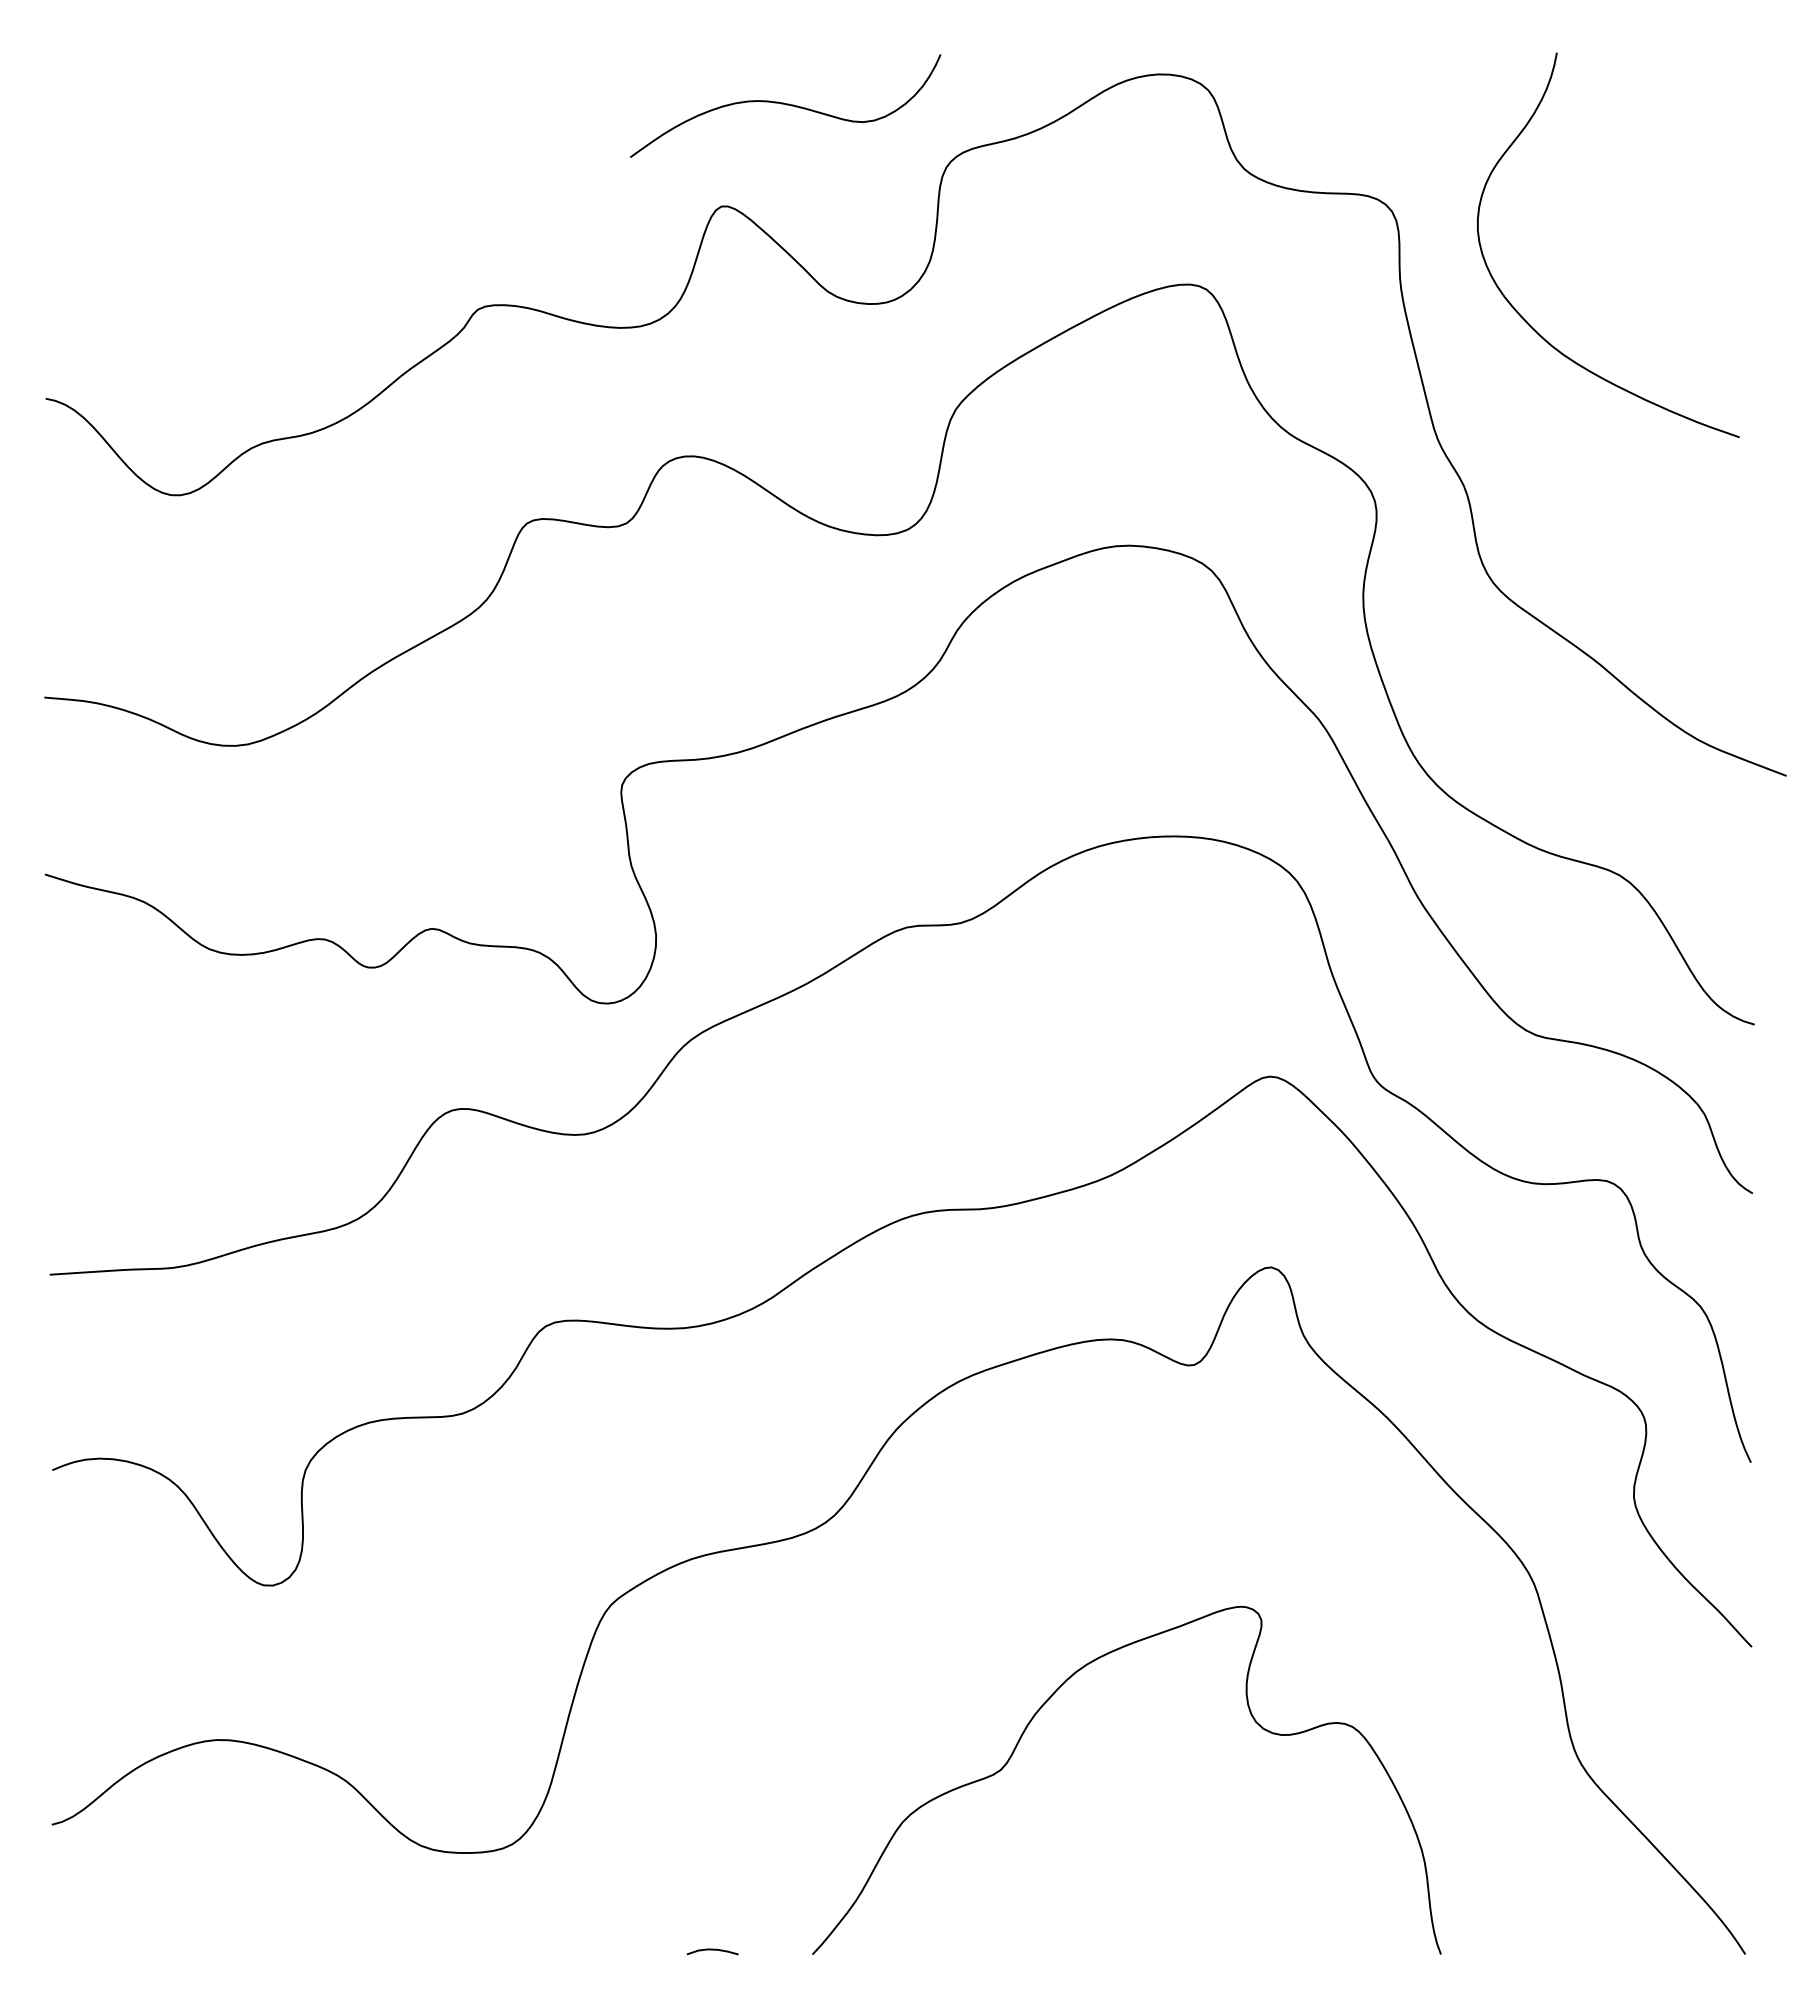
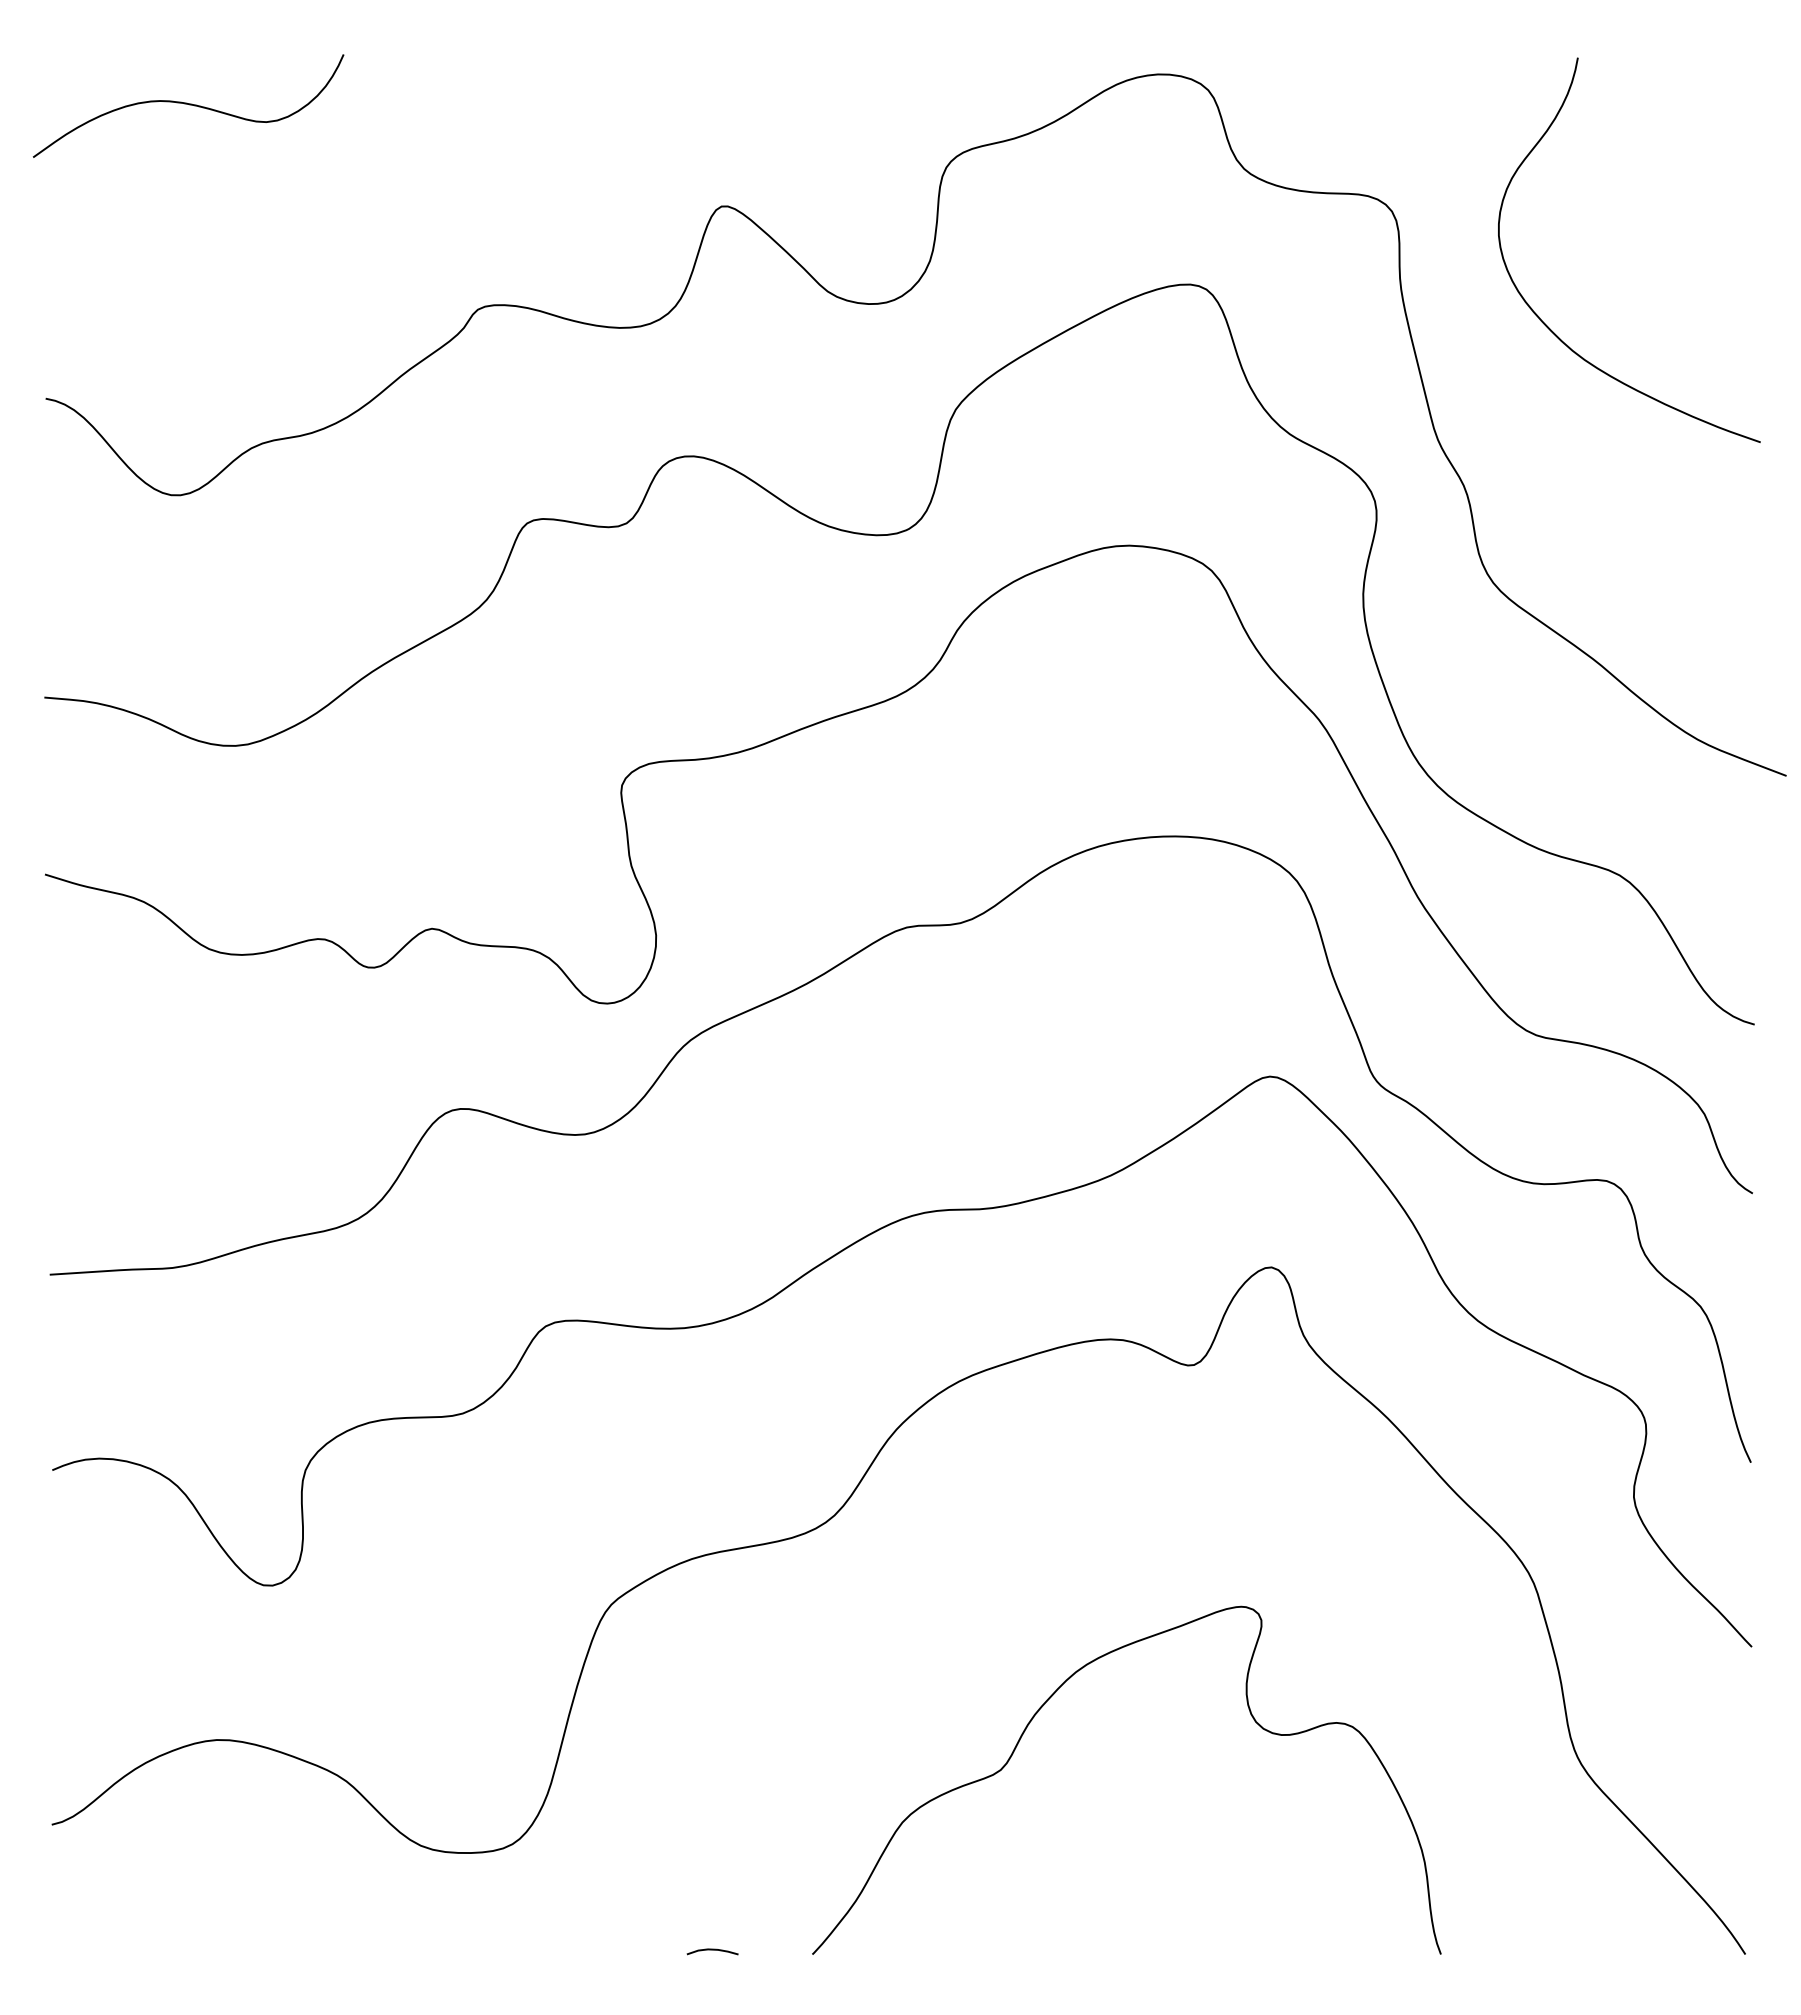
curve position: (785, 104) -> (188, 104) (188, 104)
curve position: (1529, 323) -> (1550, 328) (1550, 328)
